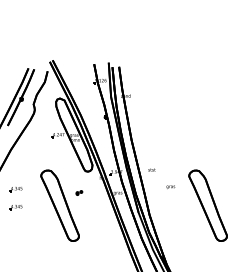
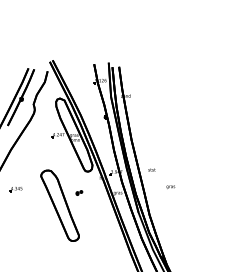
part: present -> none (207, 205)
part: present -> none (15, 207)
